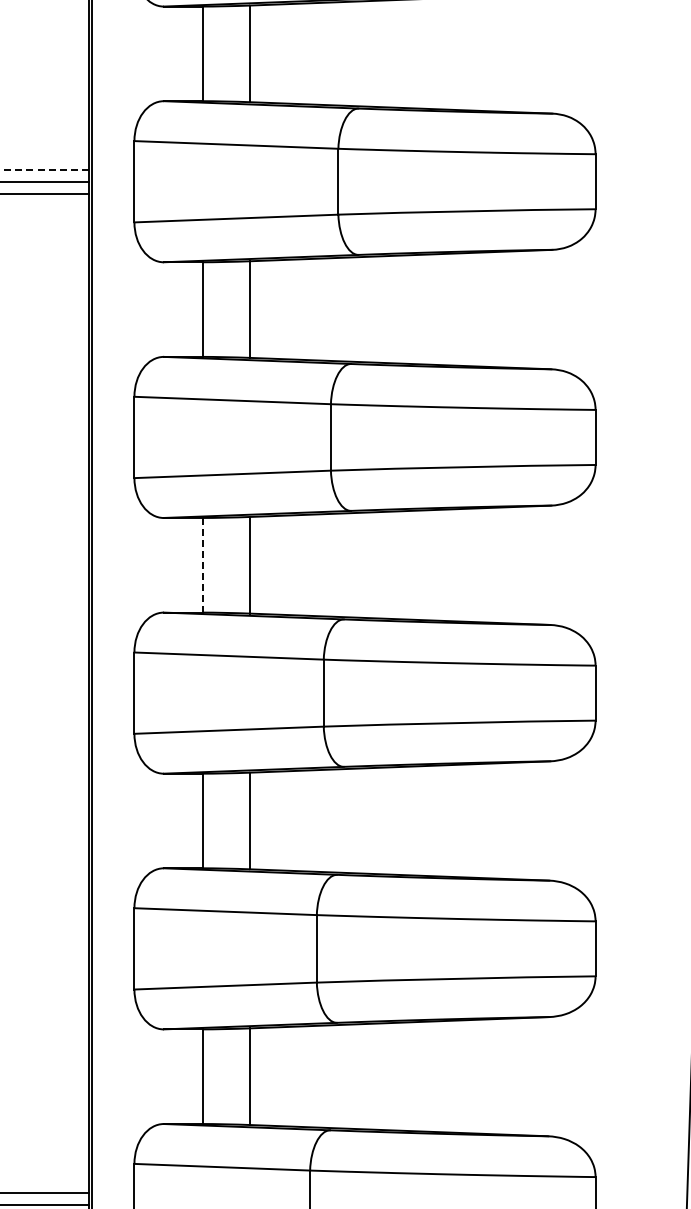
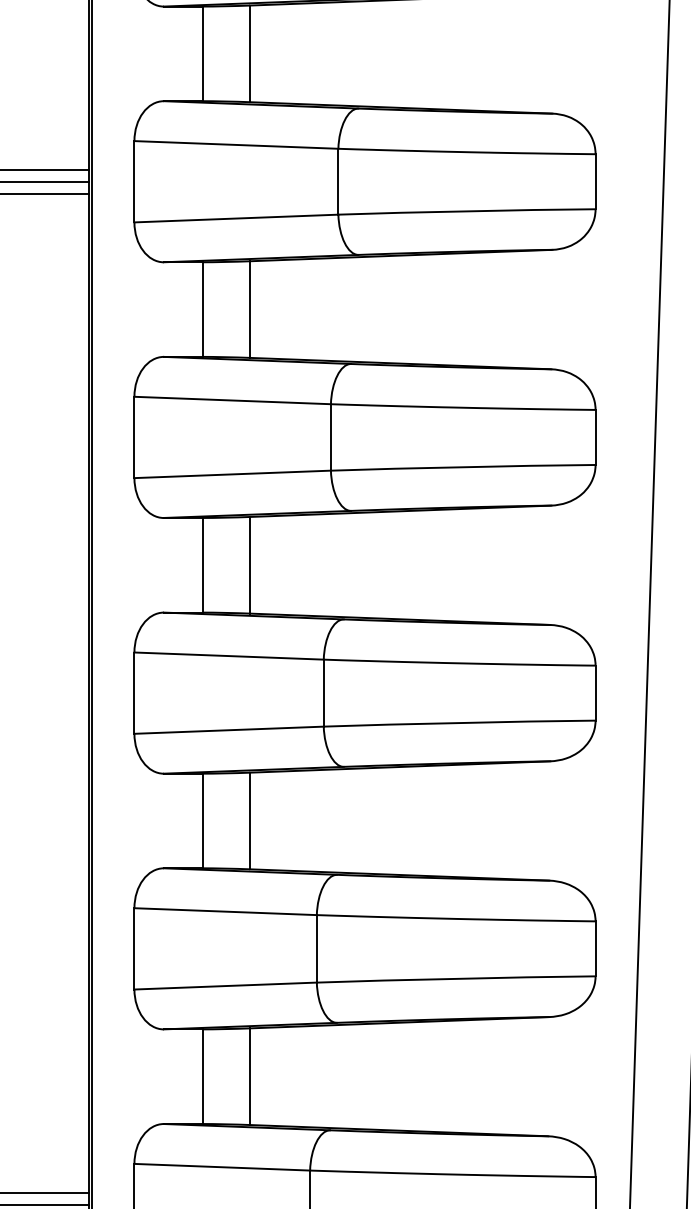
line: dashed -> solid (44, 170)
line: dashed -> solid (202, 565)
line: none -> present (649, 603)
